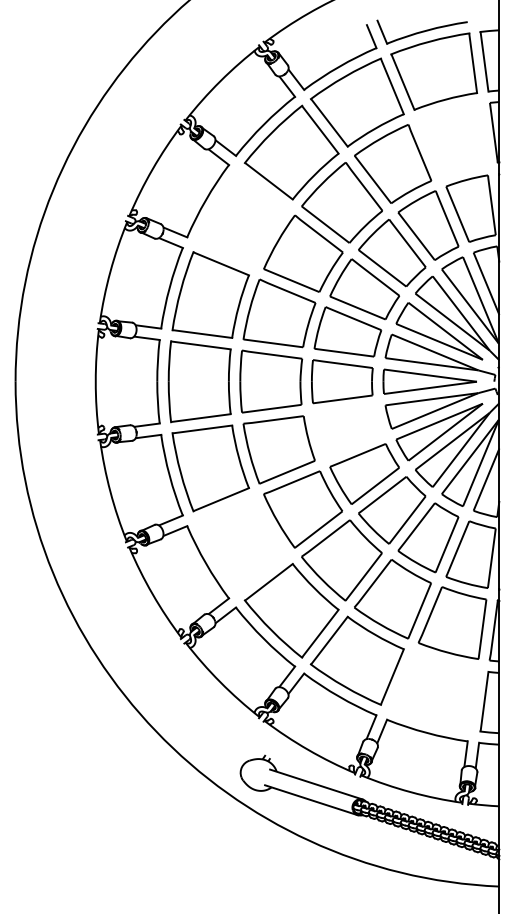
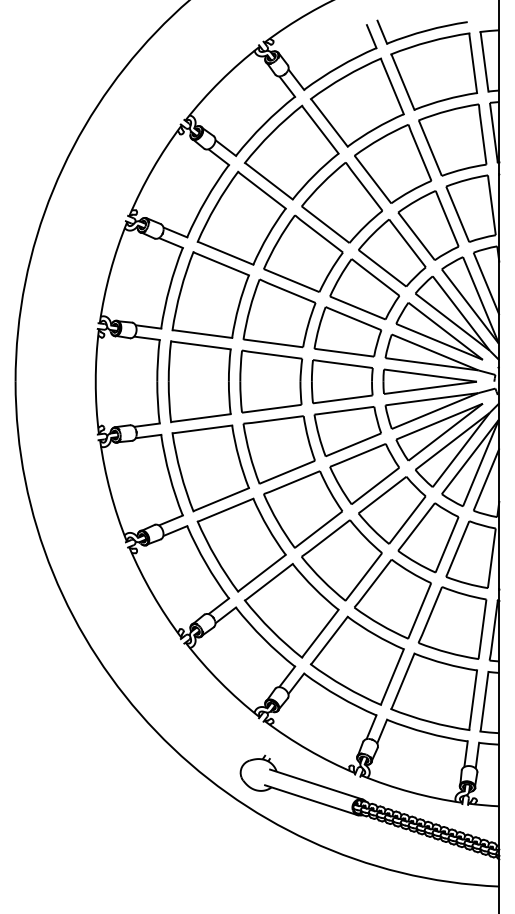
part: none -> present (452, 139)
part: none -> present (241, 217)
part: none -> present (347, 431)
part: none -> present (241, 544)
part: none -> present (433, 691)
